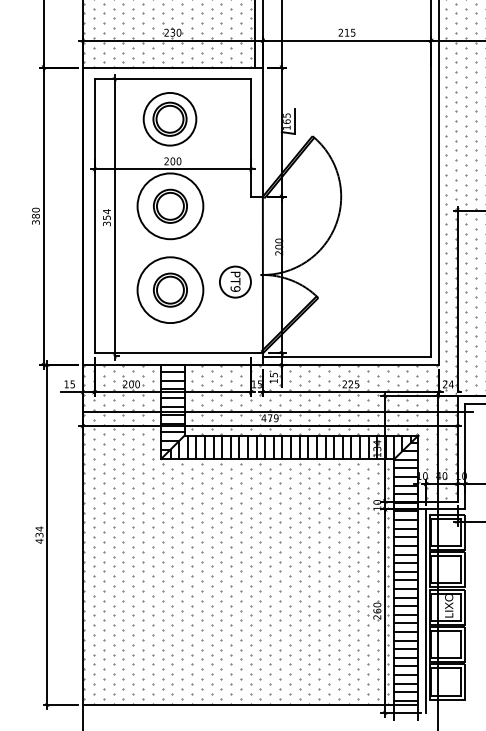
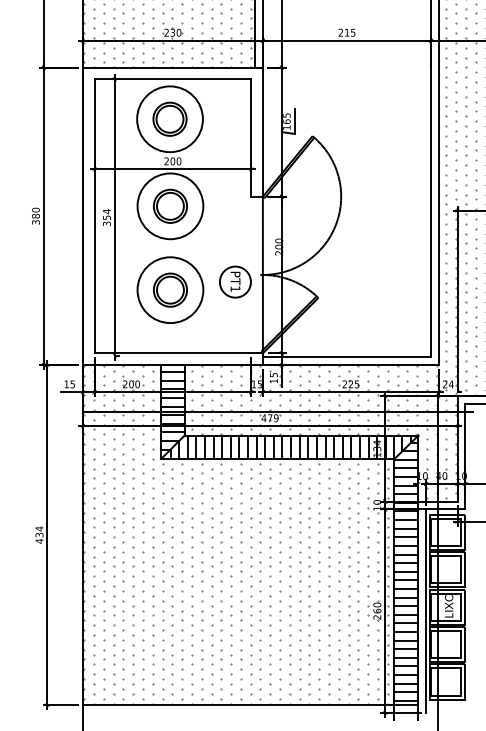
circle diameter: 53 px -> 66 px (169, 119)
text: PT9 -> PT1 (235, 288)
